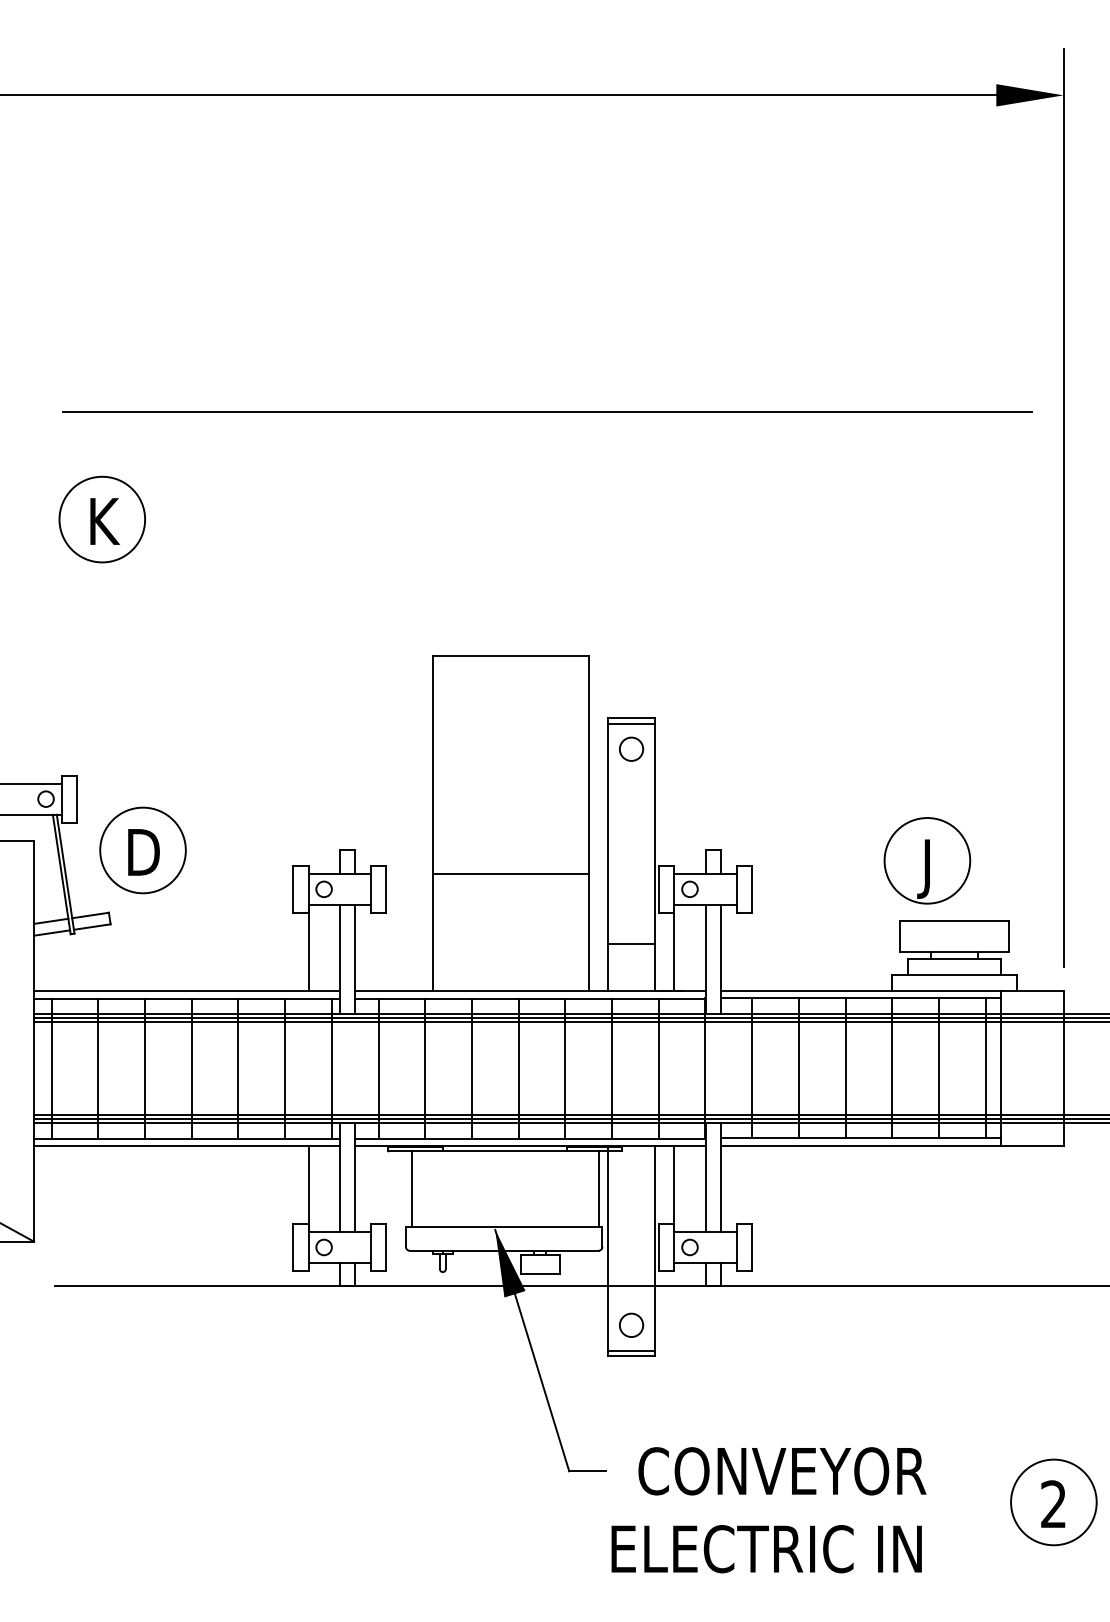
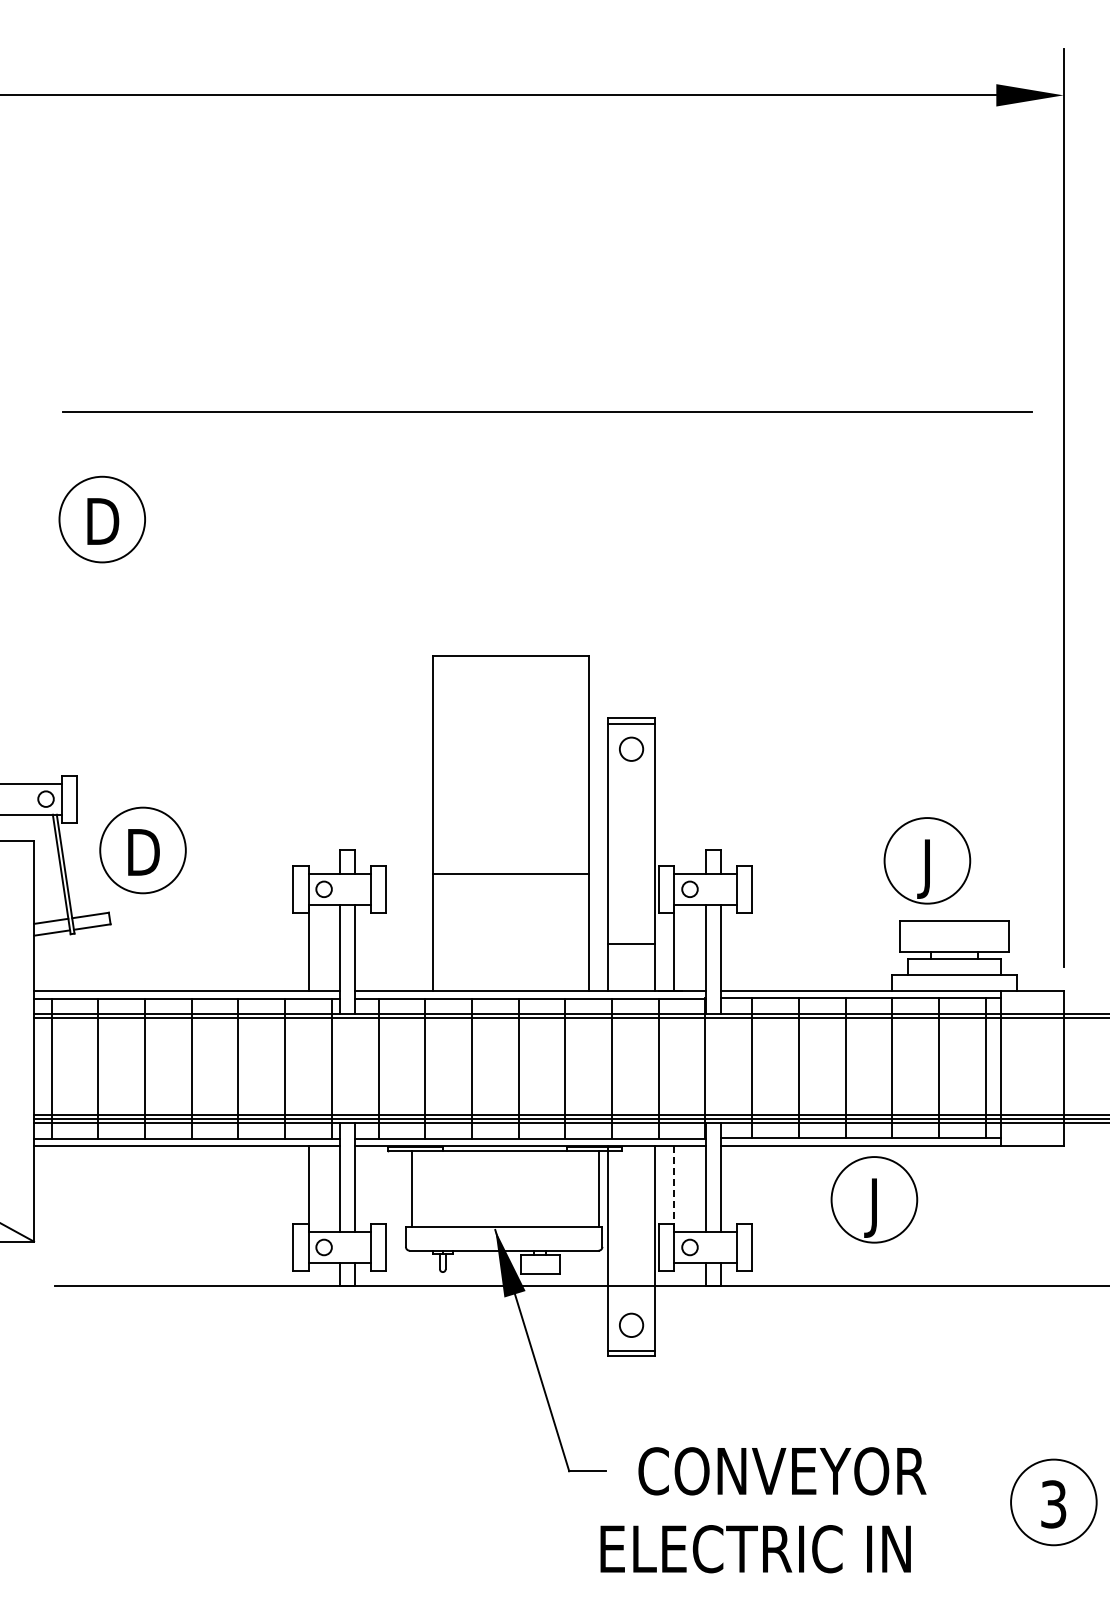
text: K -> D (103, 521)
line: present -> none (570, 1021)
line: solid -> dashed (674, 1189)
part: none -> present (874, 1199)
text: 2 -> 3 (1053, 1504)
text position: (766, 1549) -> (755, 1549) (755, 1549)
